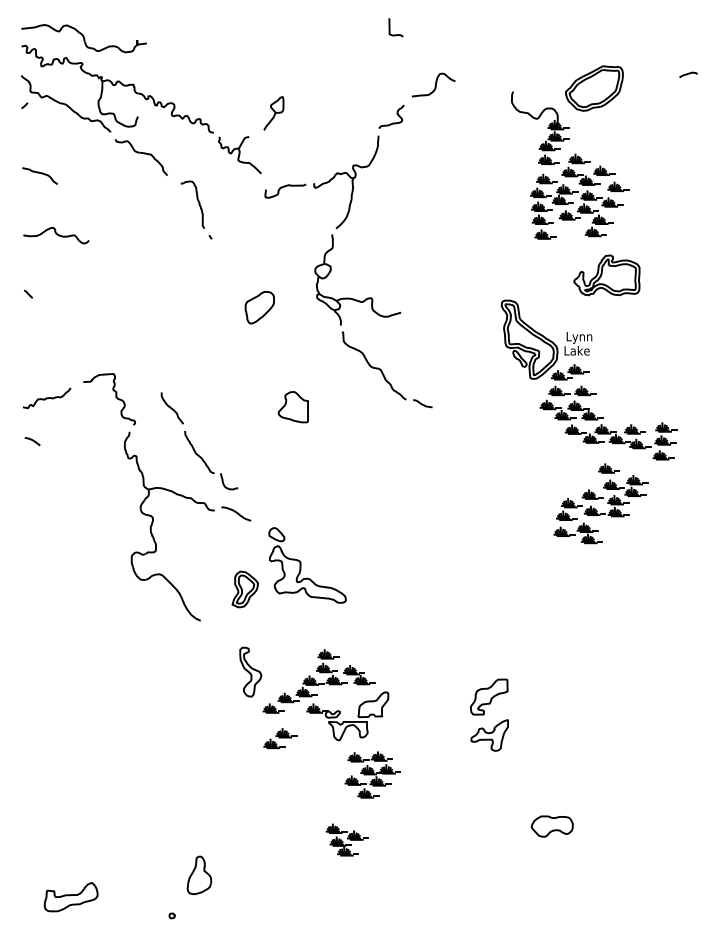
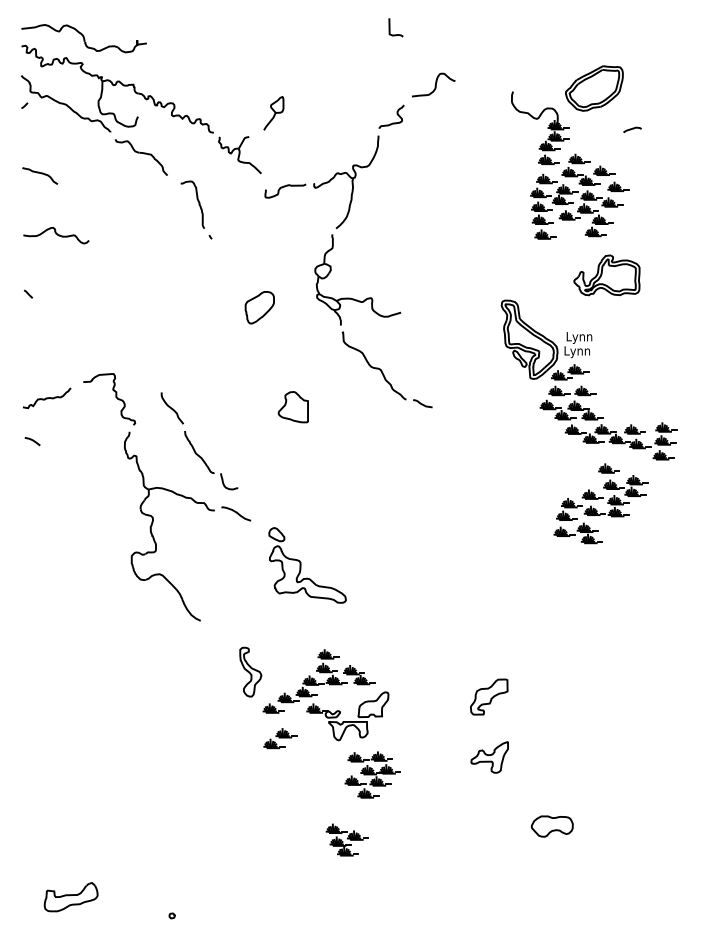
line position: (688, 74) -> (632, 129) (632, 129)
text: Lake -> Lynn (580, 351)
part: present -> none (244, 589)
part position: (489, 735) -> (489, 757) (489, 757)
part: present -> none (199, 875)
